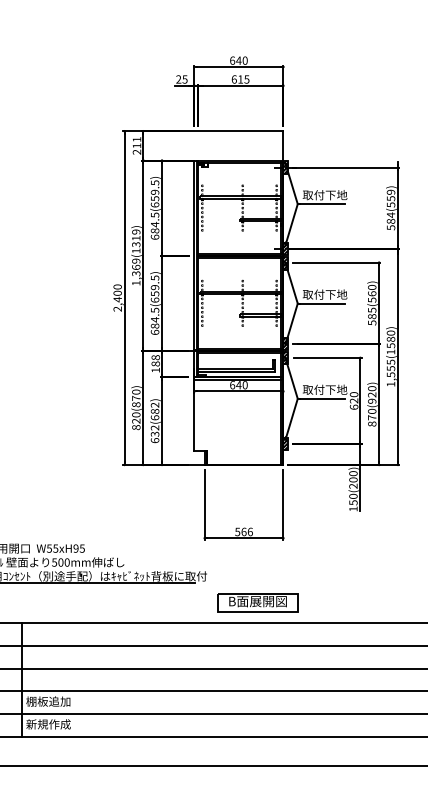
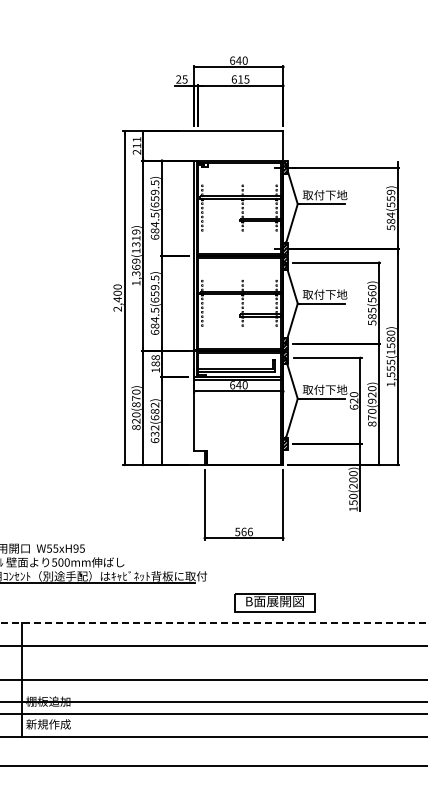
part position: (257, 602) -> (274, 602) (274, 602)
line: solid -> dashed (213, 623)
line position: (213, 668) -> (213, 679) (213, 679)
line position: (213, 691) -> (213, 702) (213, 702)
